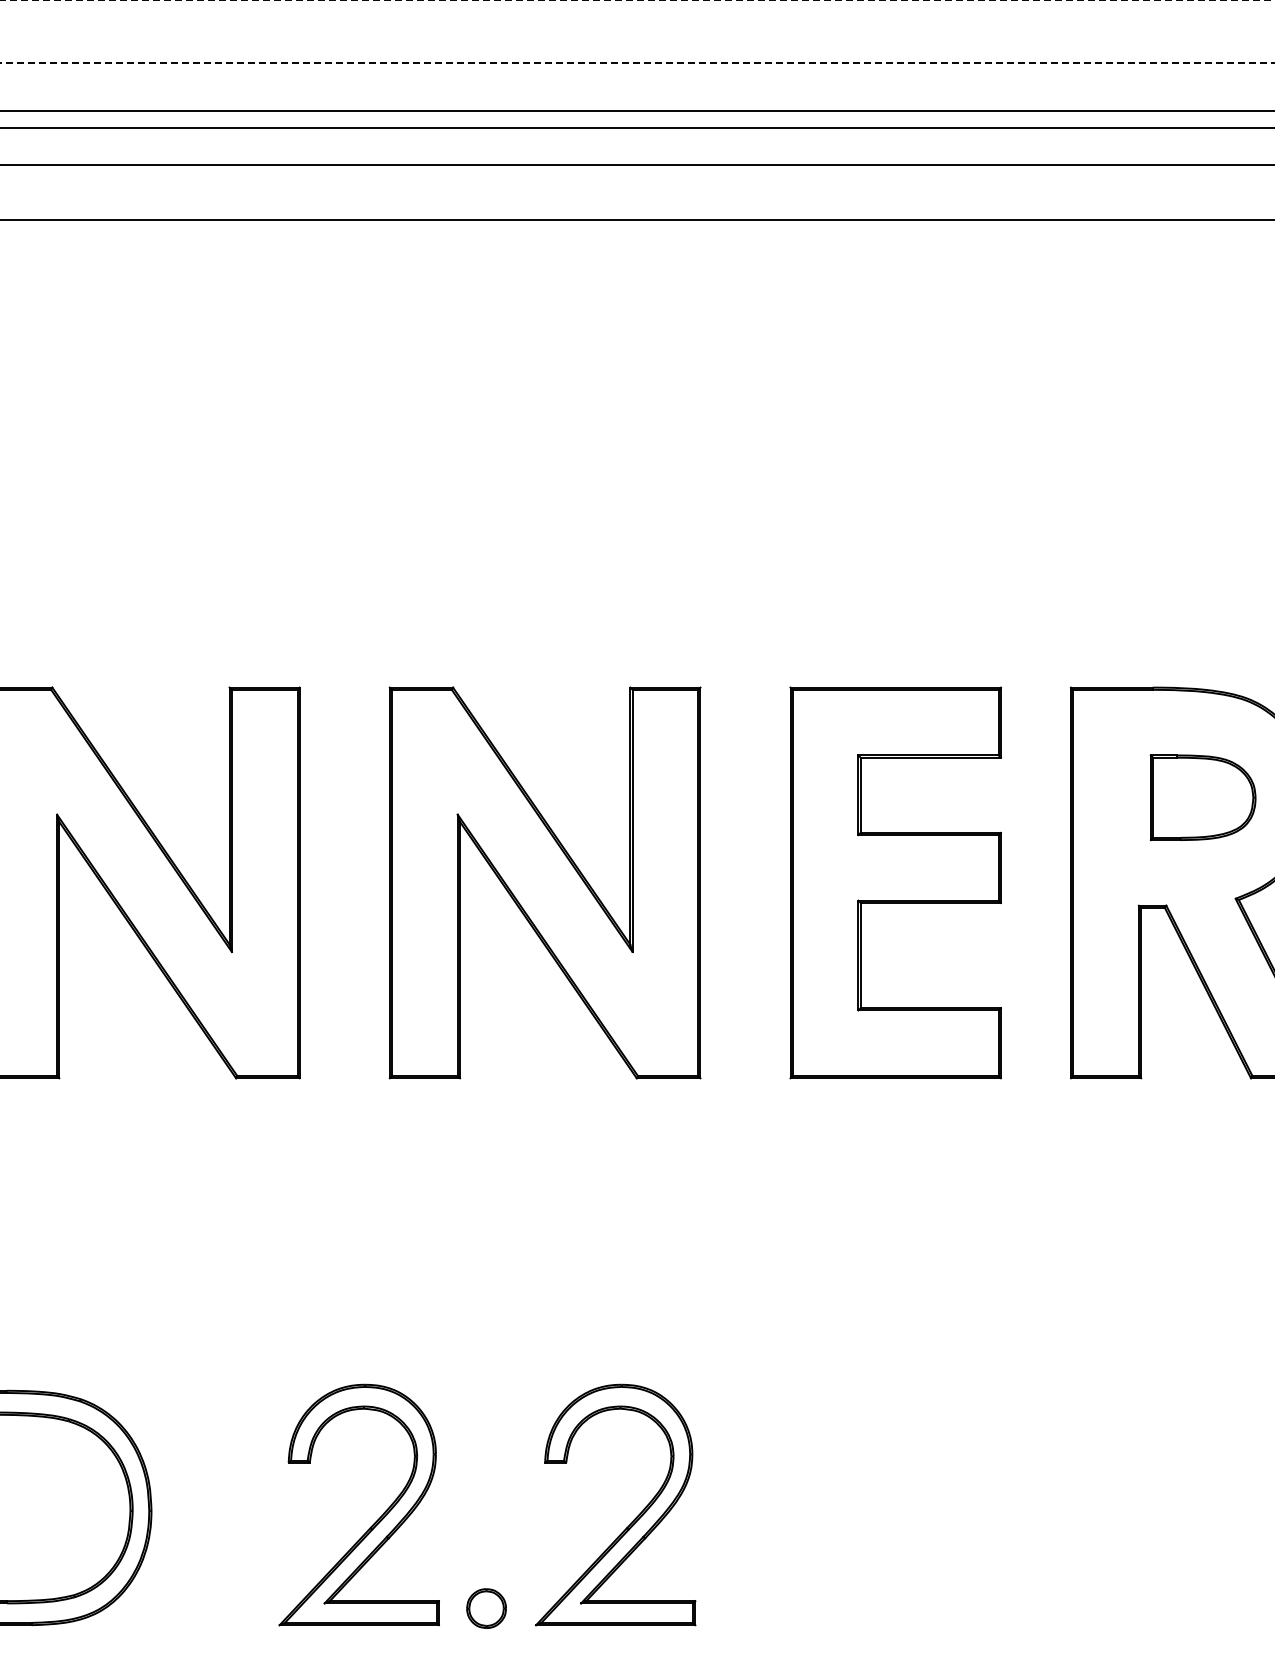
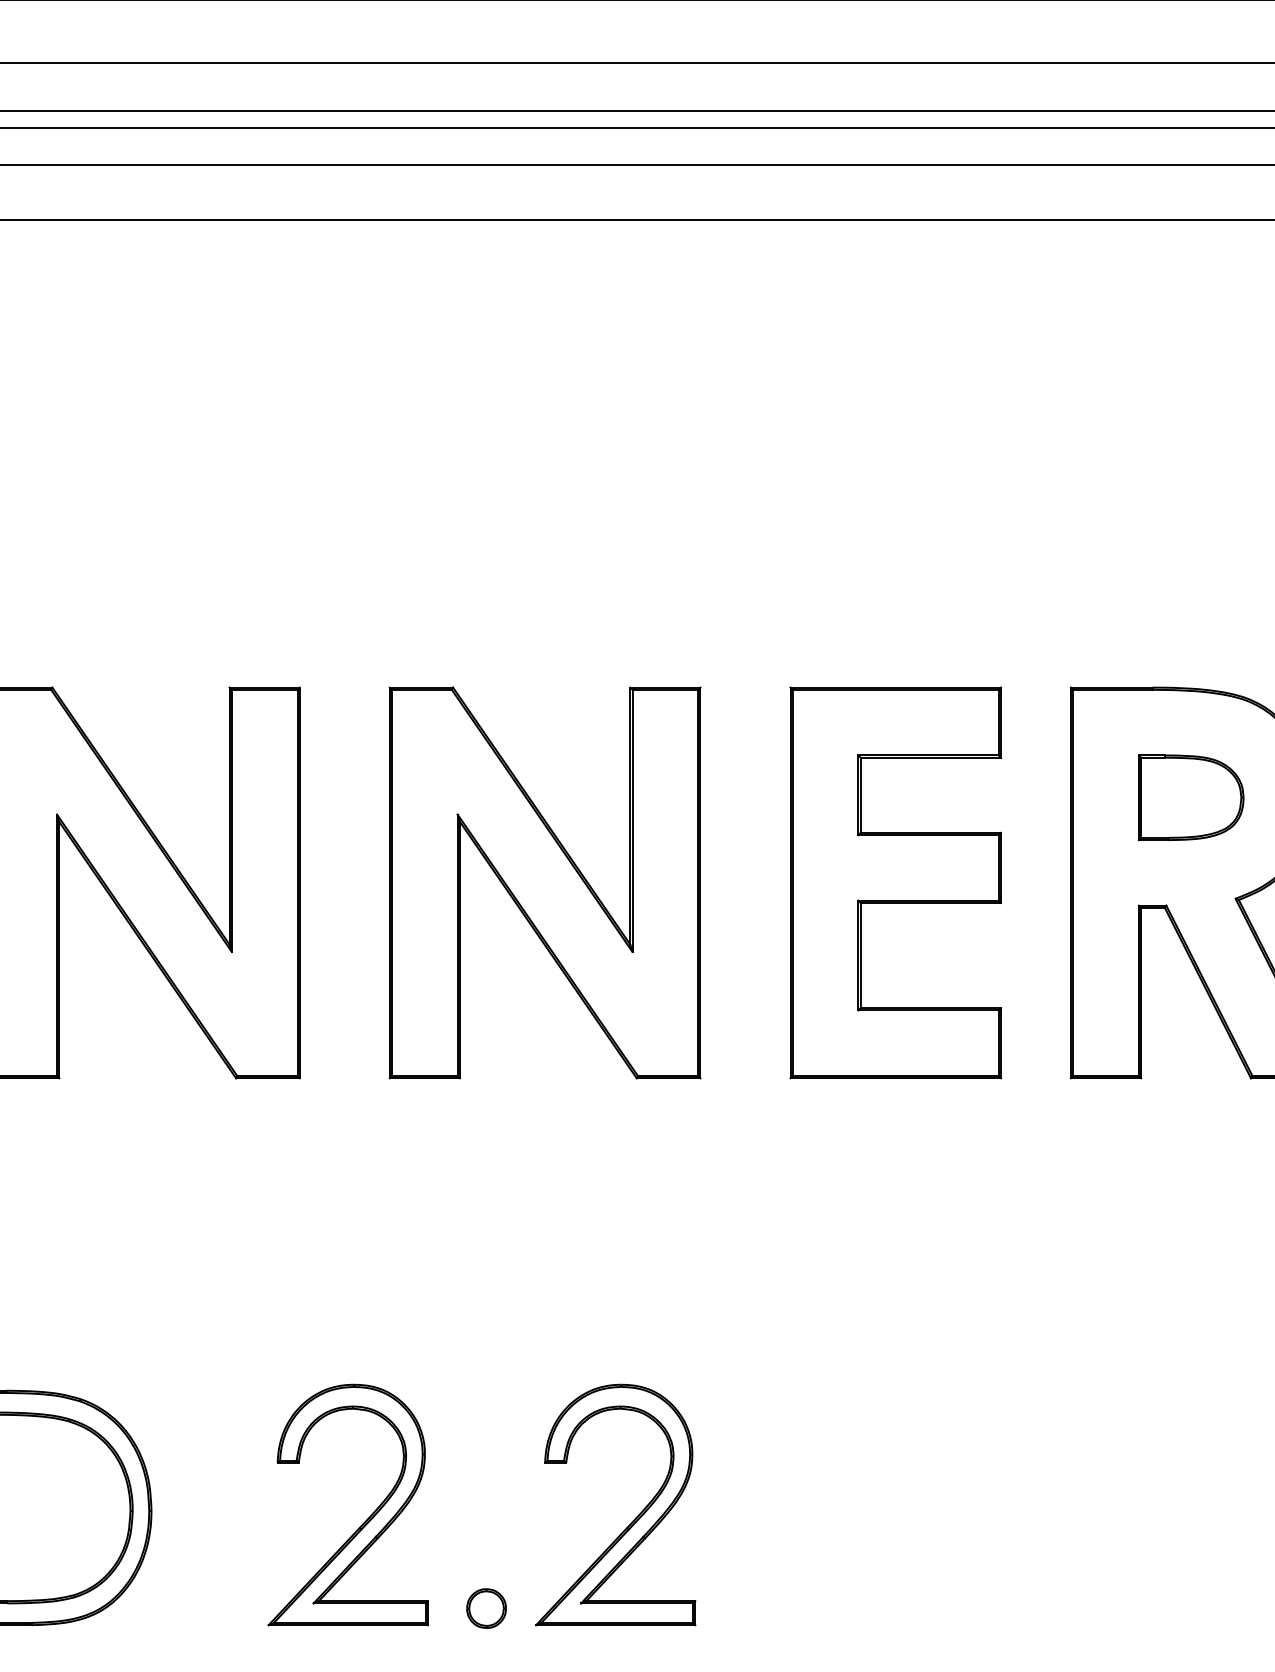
line: dashed -> solid (637, 0)
line: dashed -> solid (637, 62)
part position: (1202, 797) -> (1190, 797) (1190, 797)
part position: (375, 1521) -> (364, 1521) (364, 1521)
